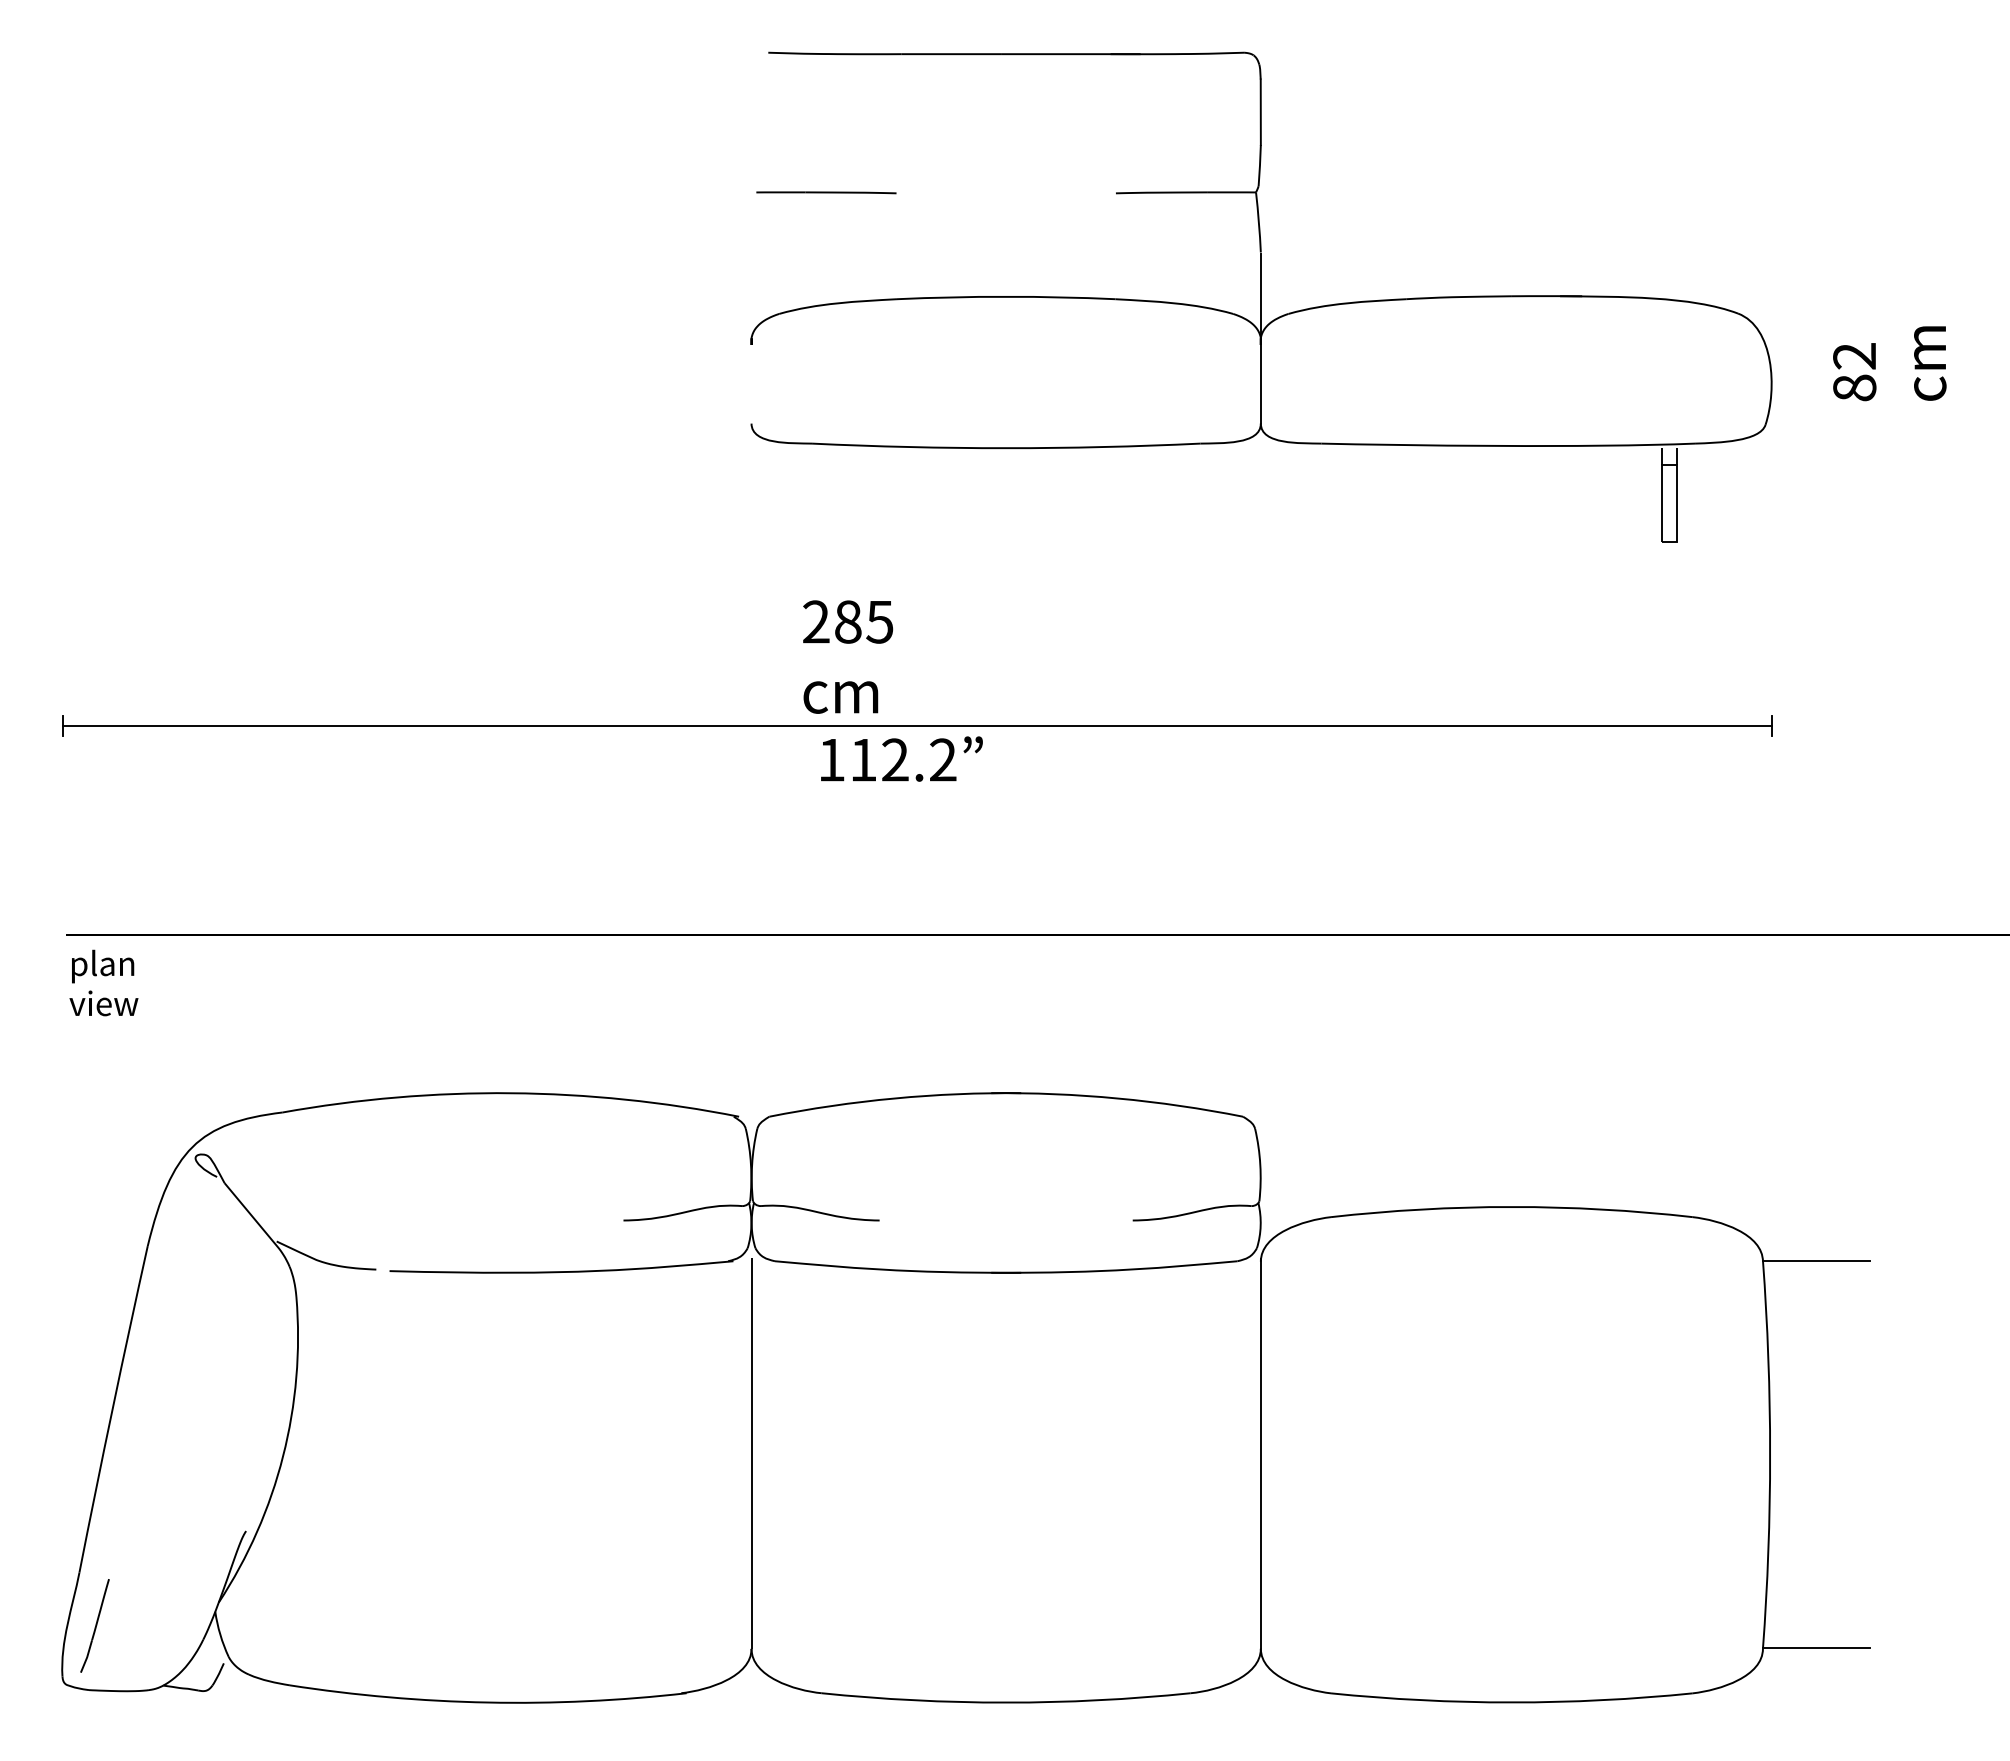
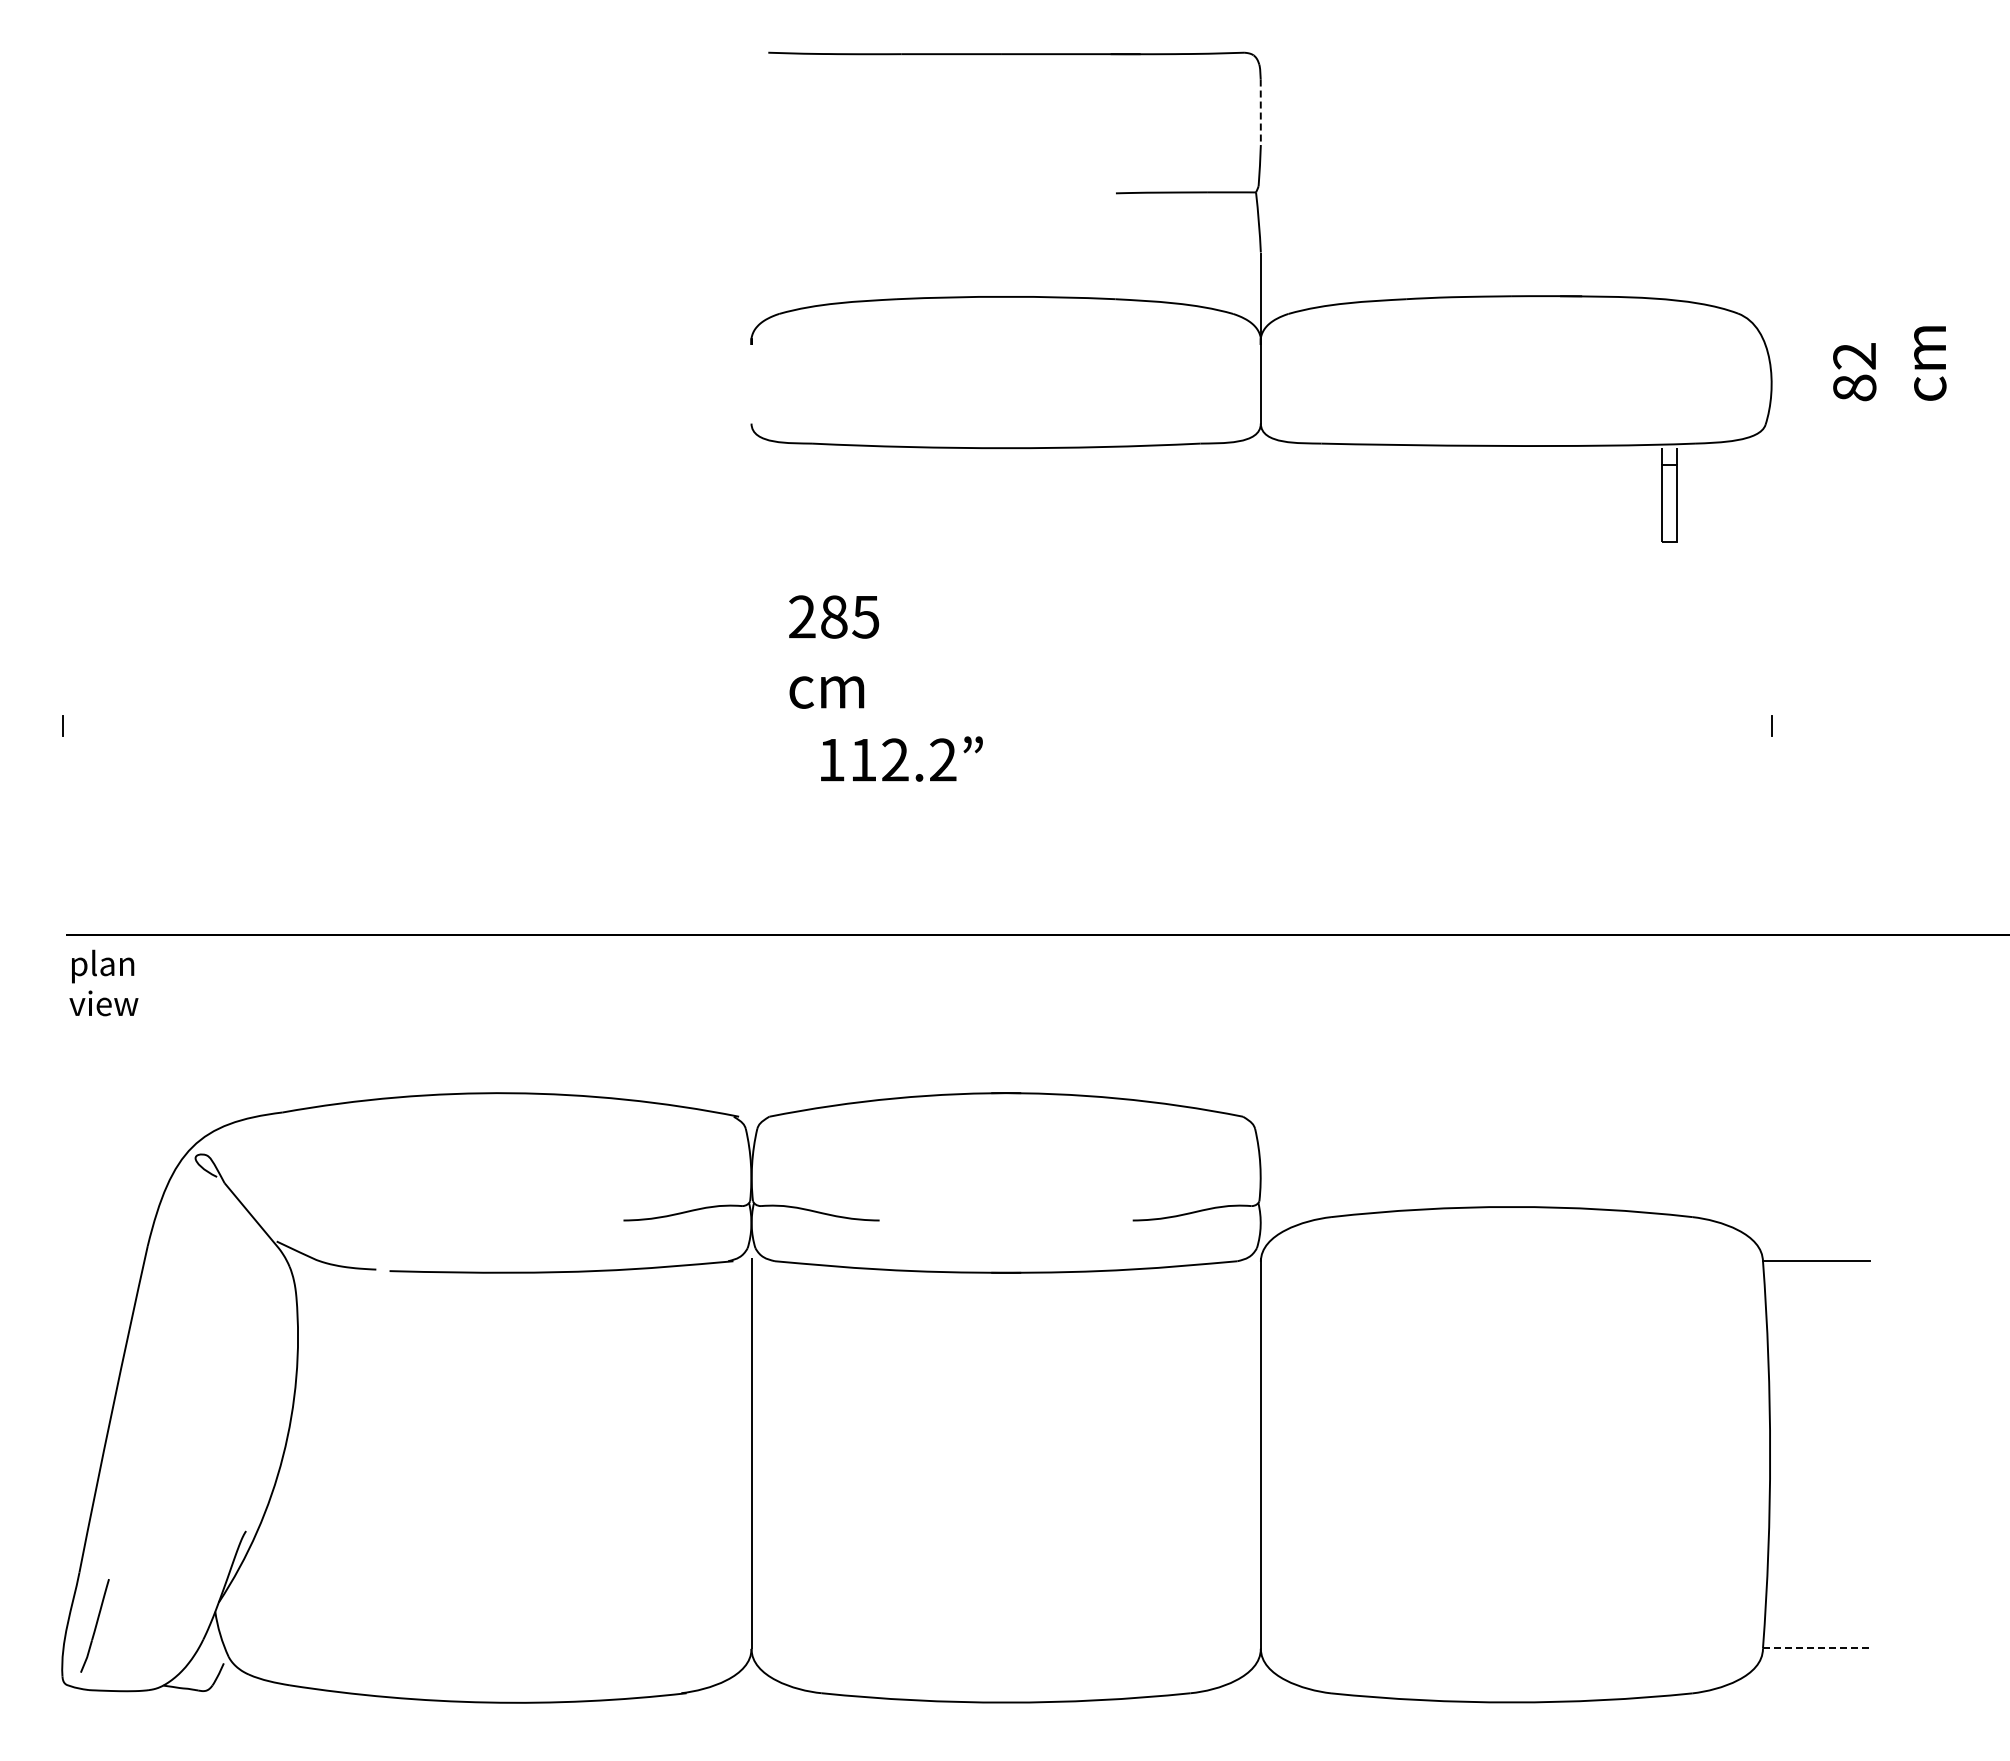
line: solid -> dashed (1260, 112)
line: present -> none (826, 192)
text position: (848, 656) -> (834, 651) (834, 651)
line: present -> none (917, 726)
line: solid -> dashed (1816, 1647)
